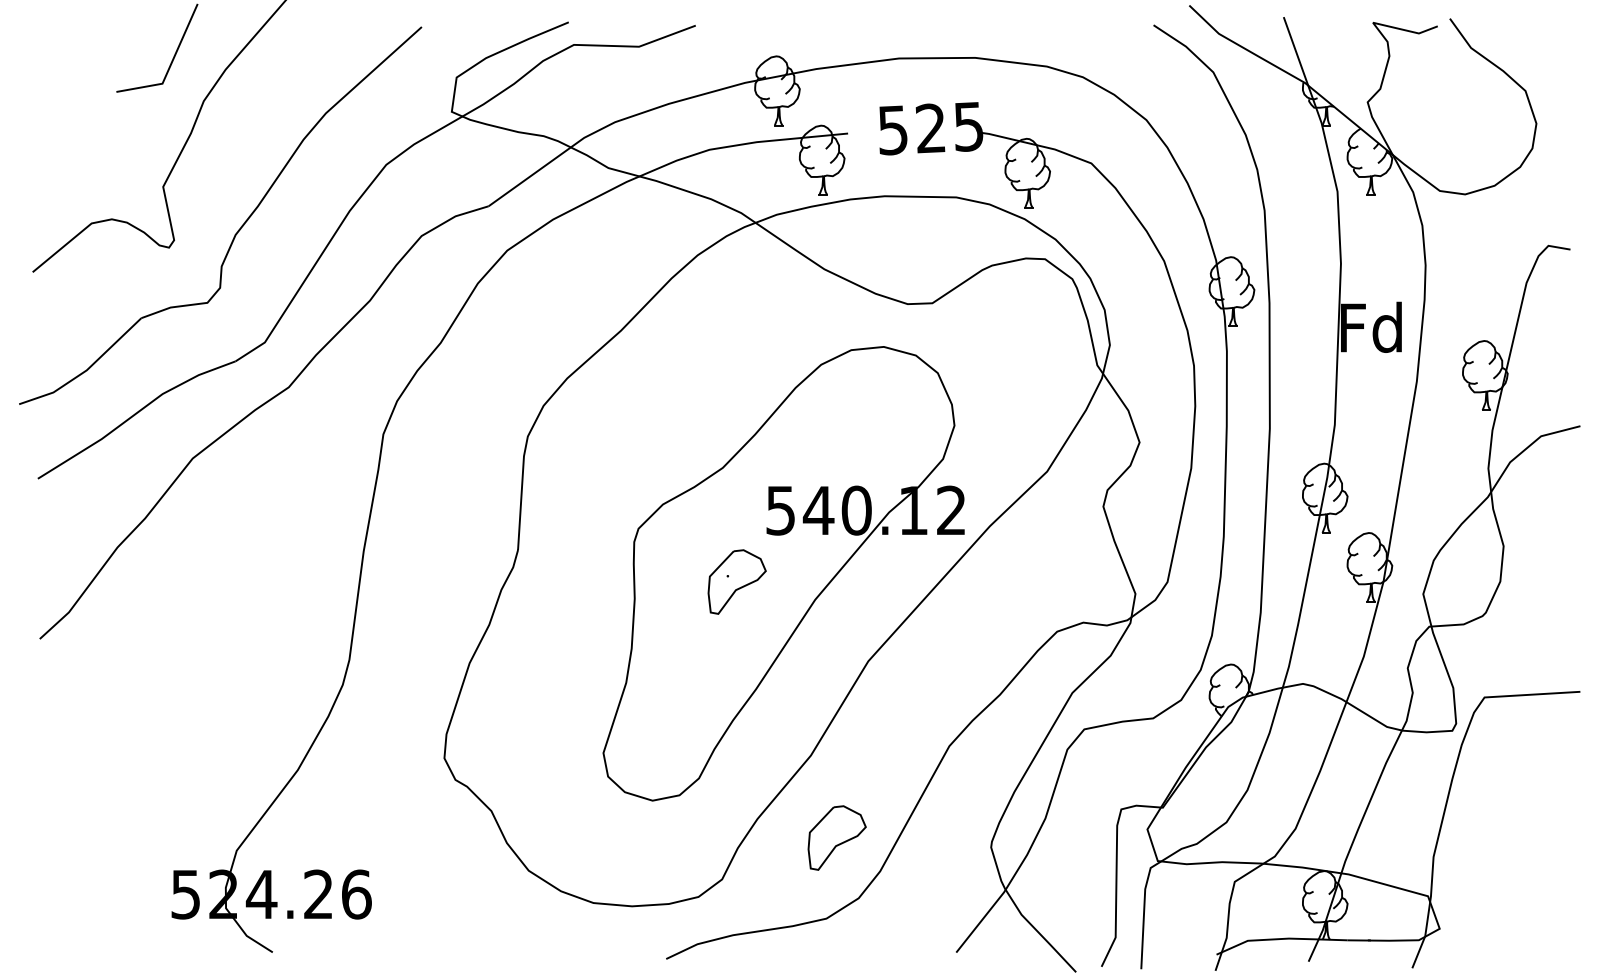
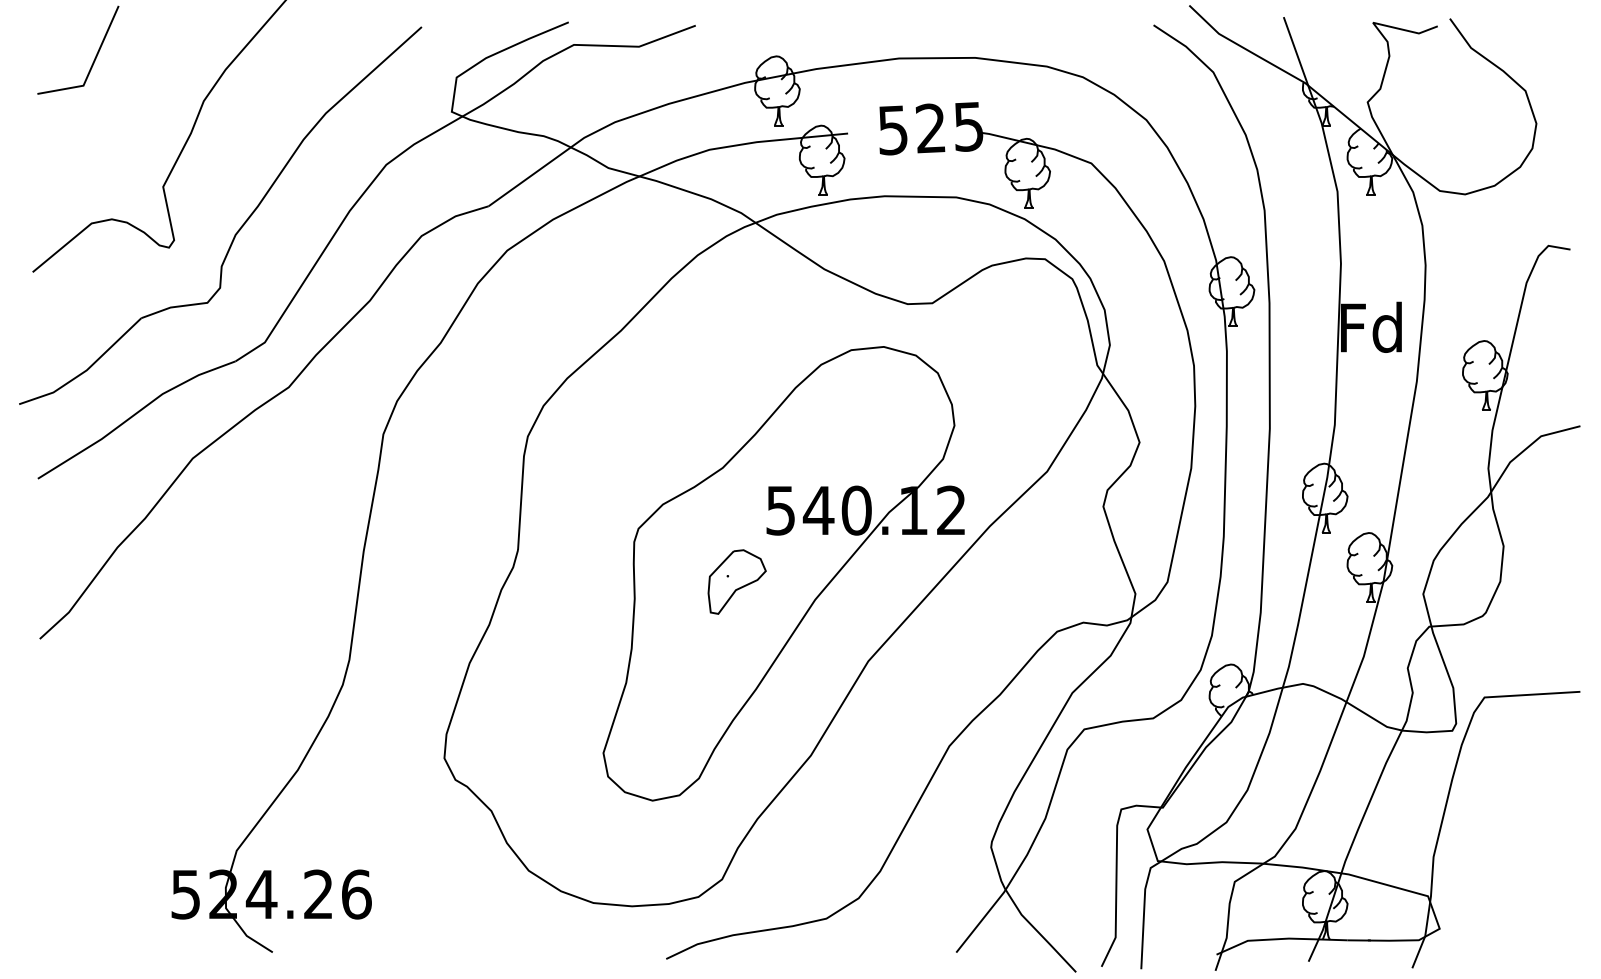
line position: (174, 53) -> (95, 55) (95, 55)
part: present -> none (836, 837)
